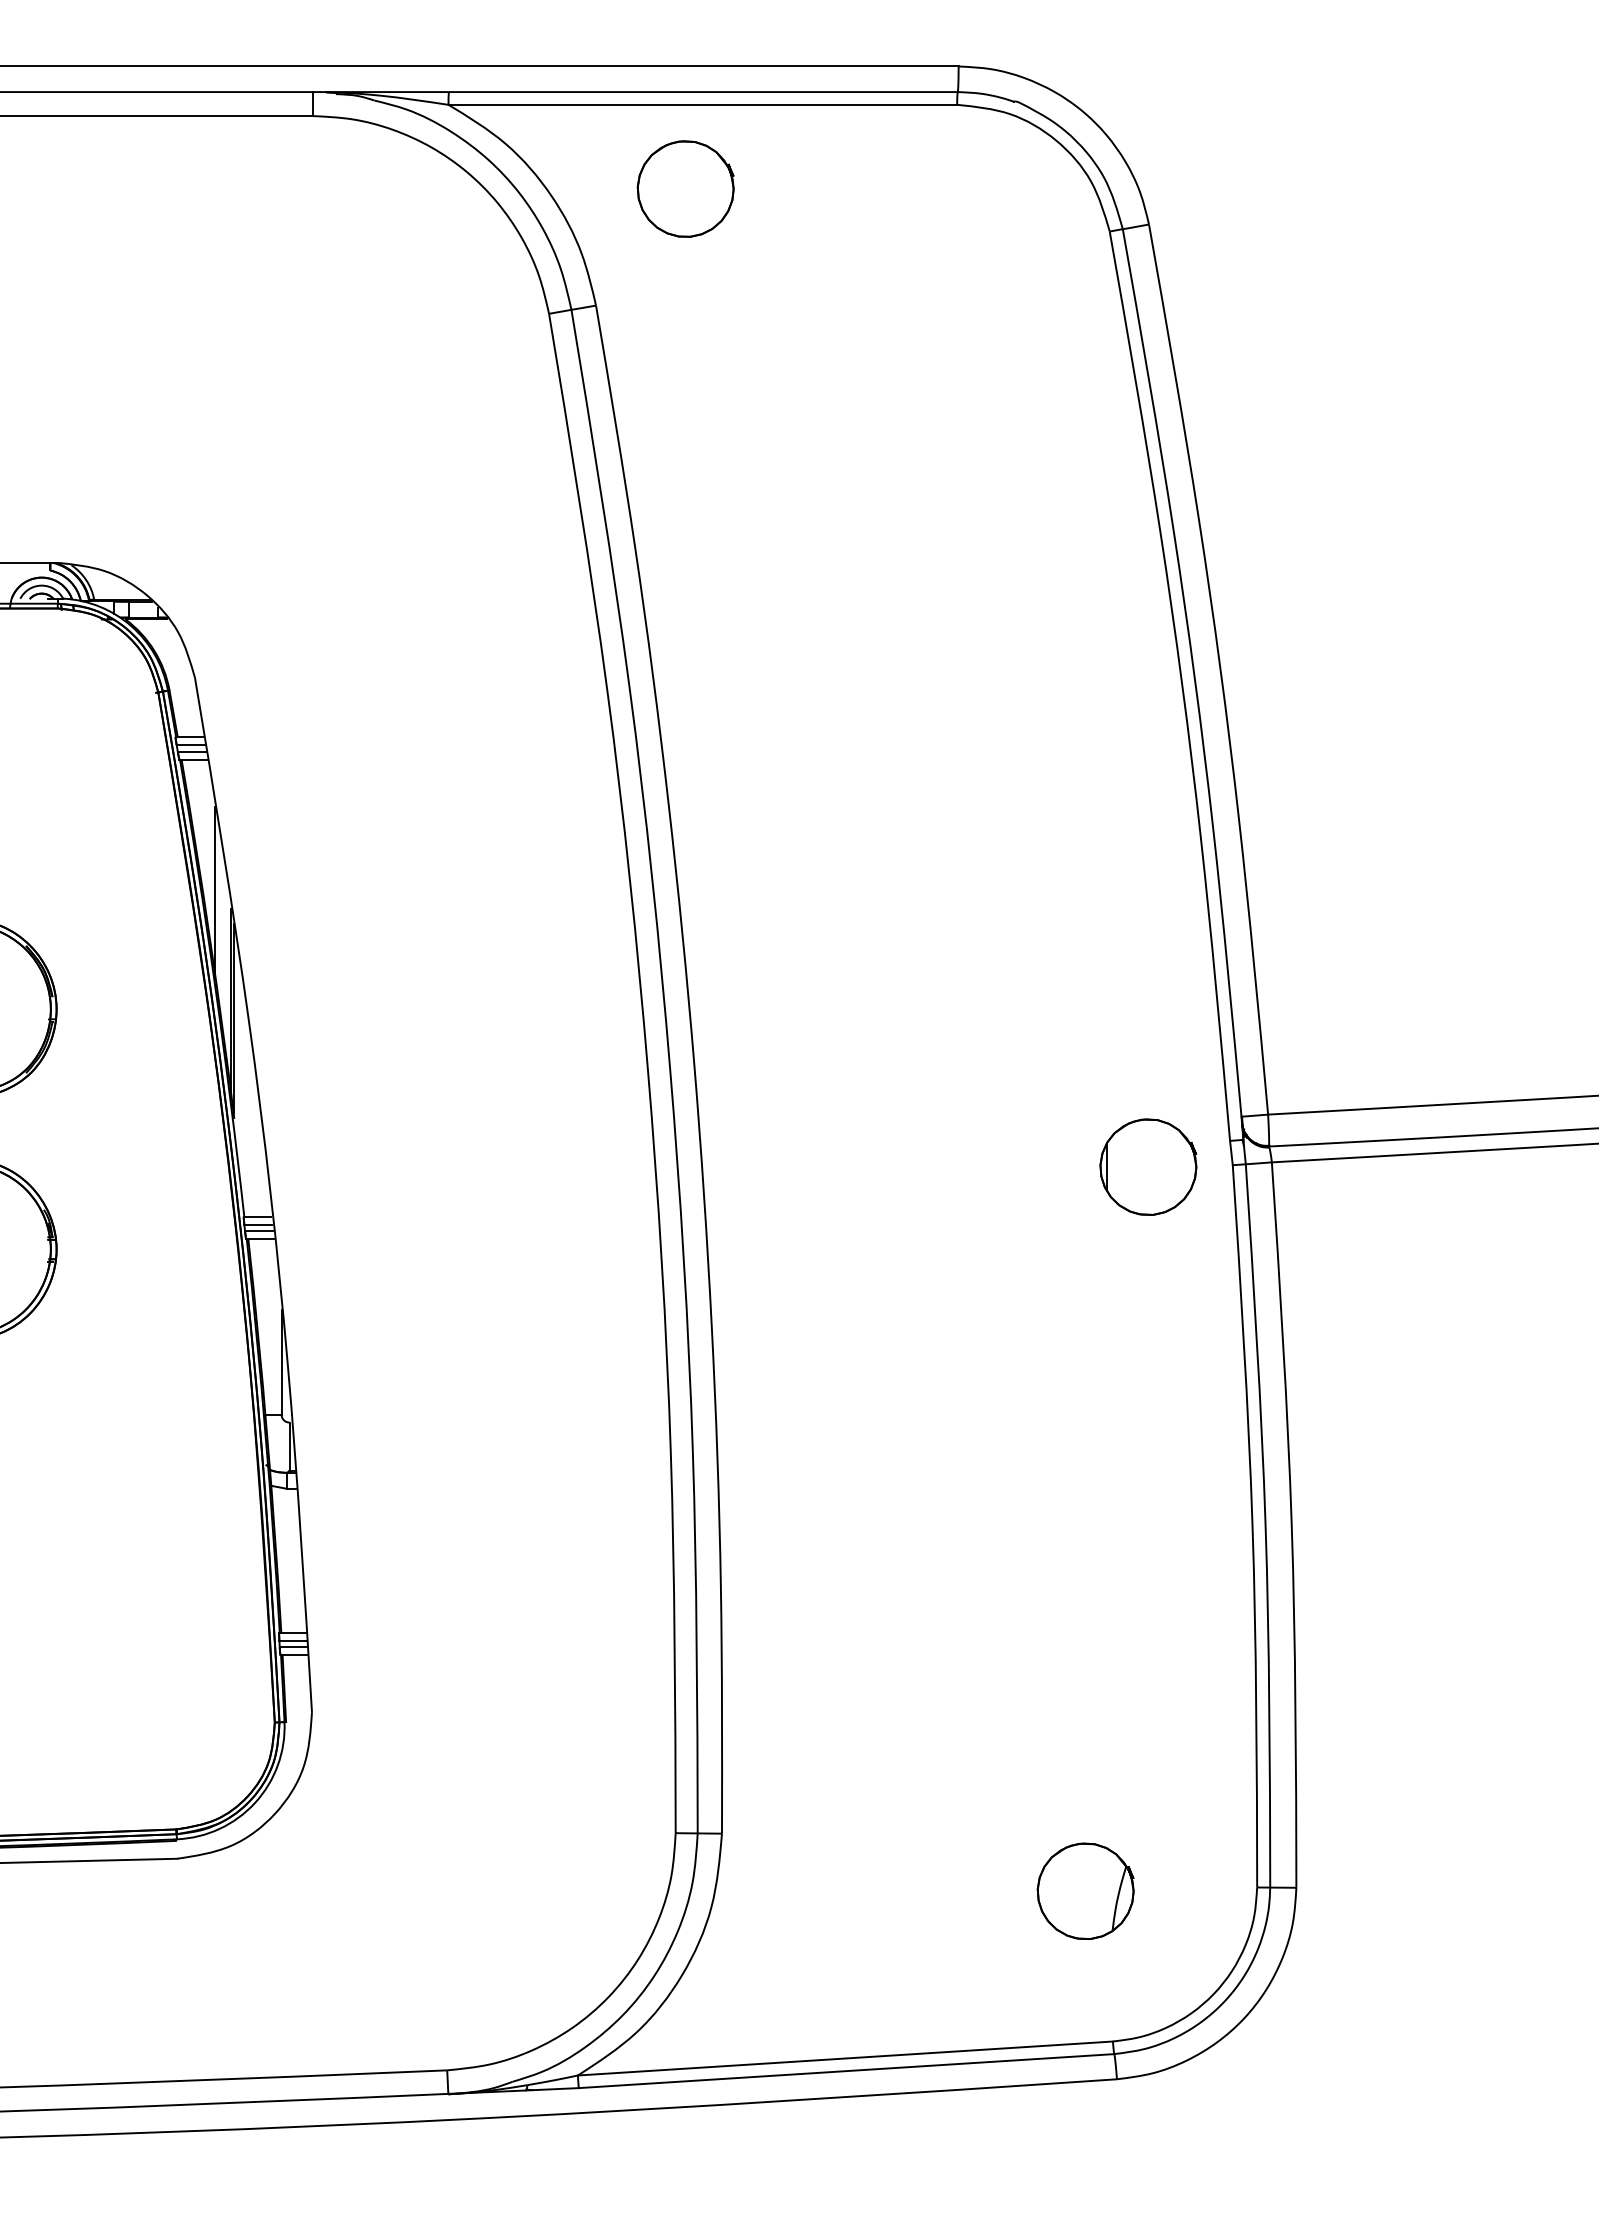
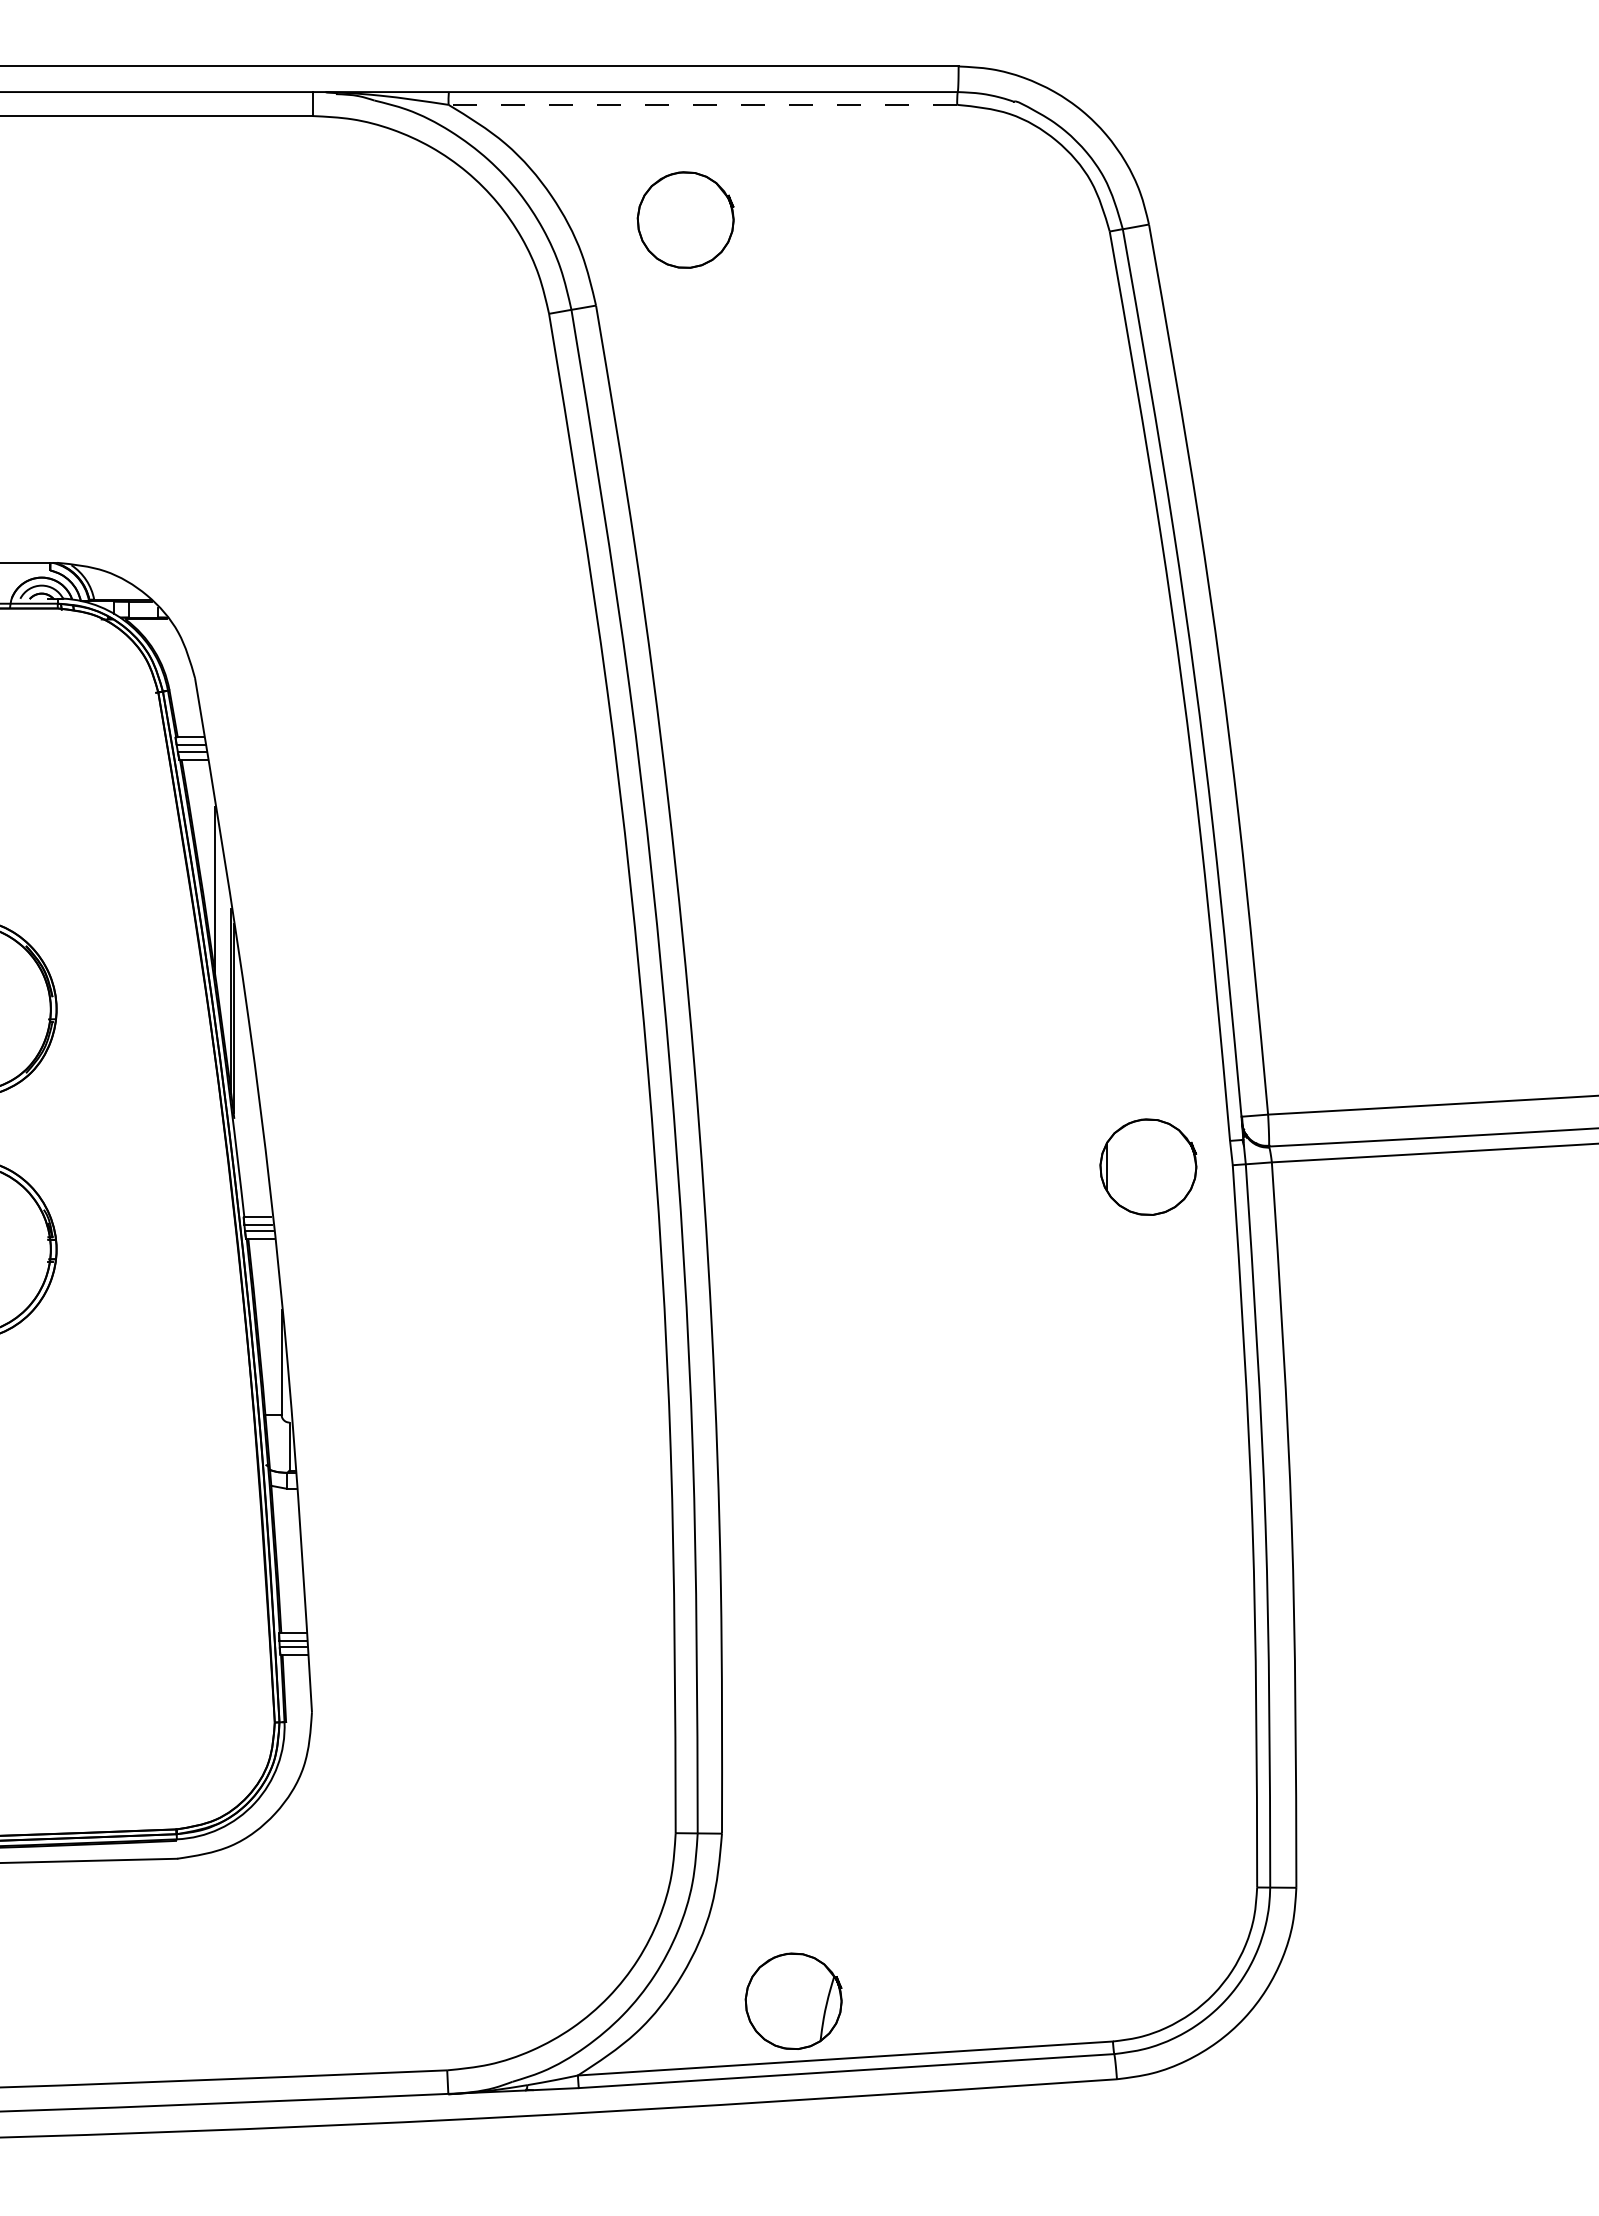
line: solid -> dashed (702, 104)
part position: (685, 188) -> (685, 219) (685, 219)
part position: (1085, 1890) -> (793, 2000) (793, 2000)
